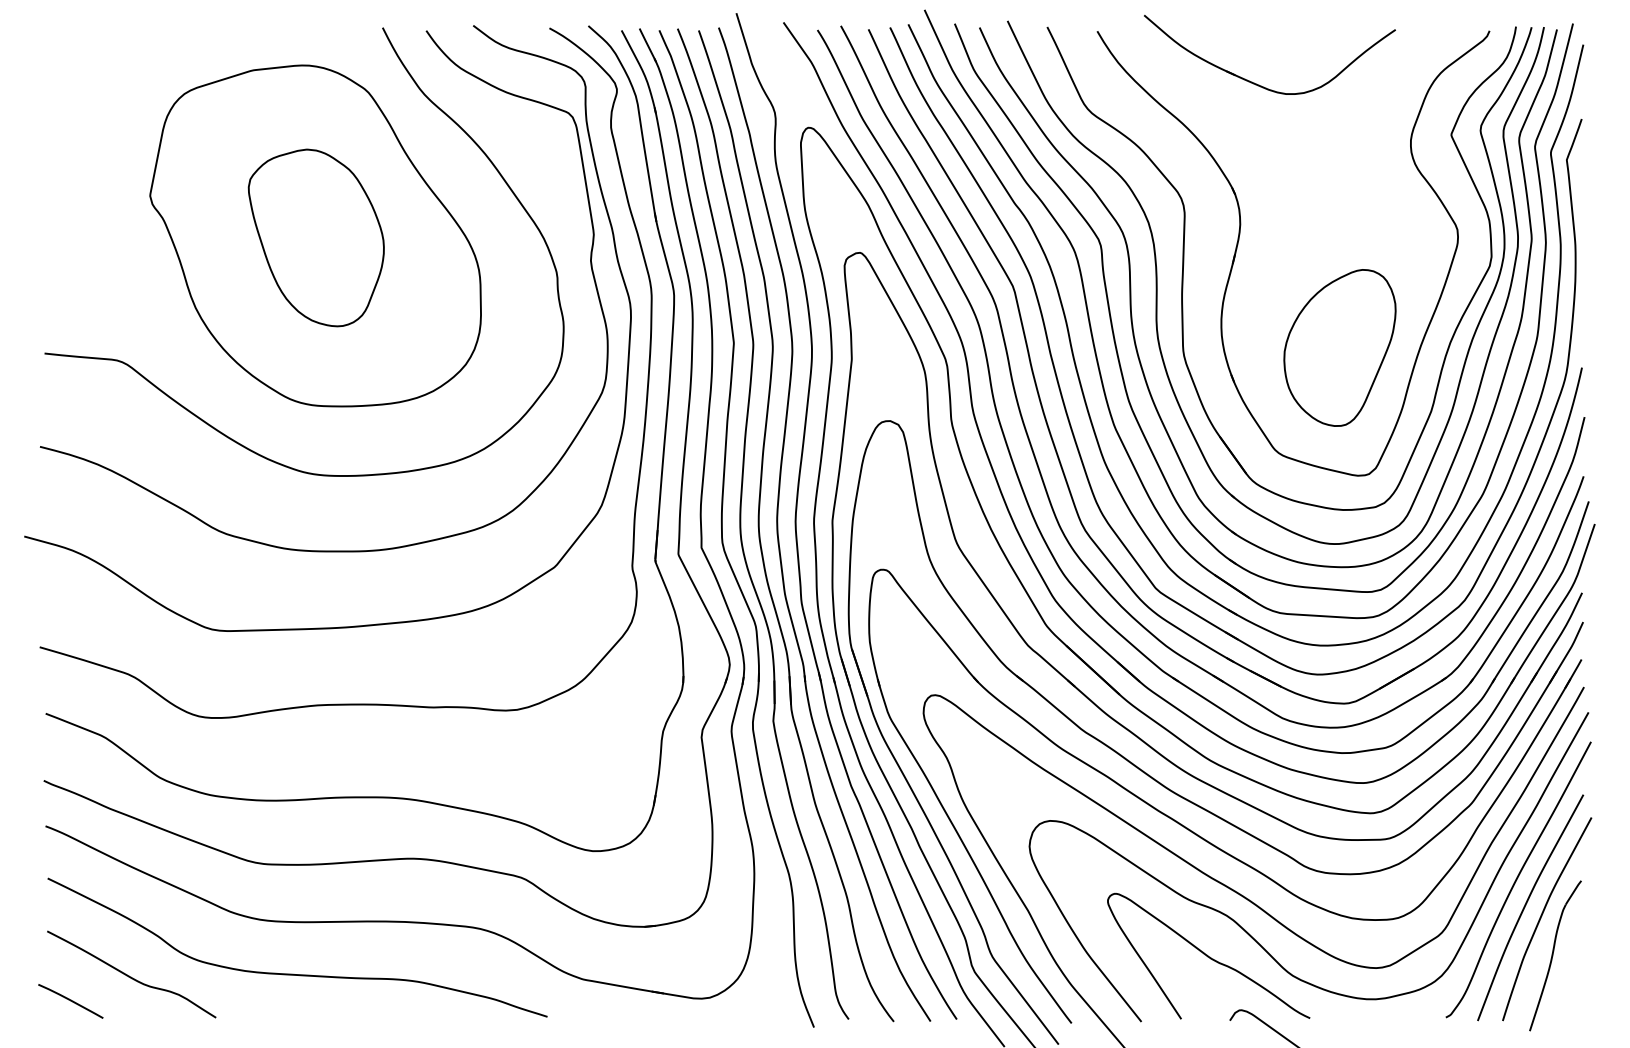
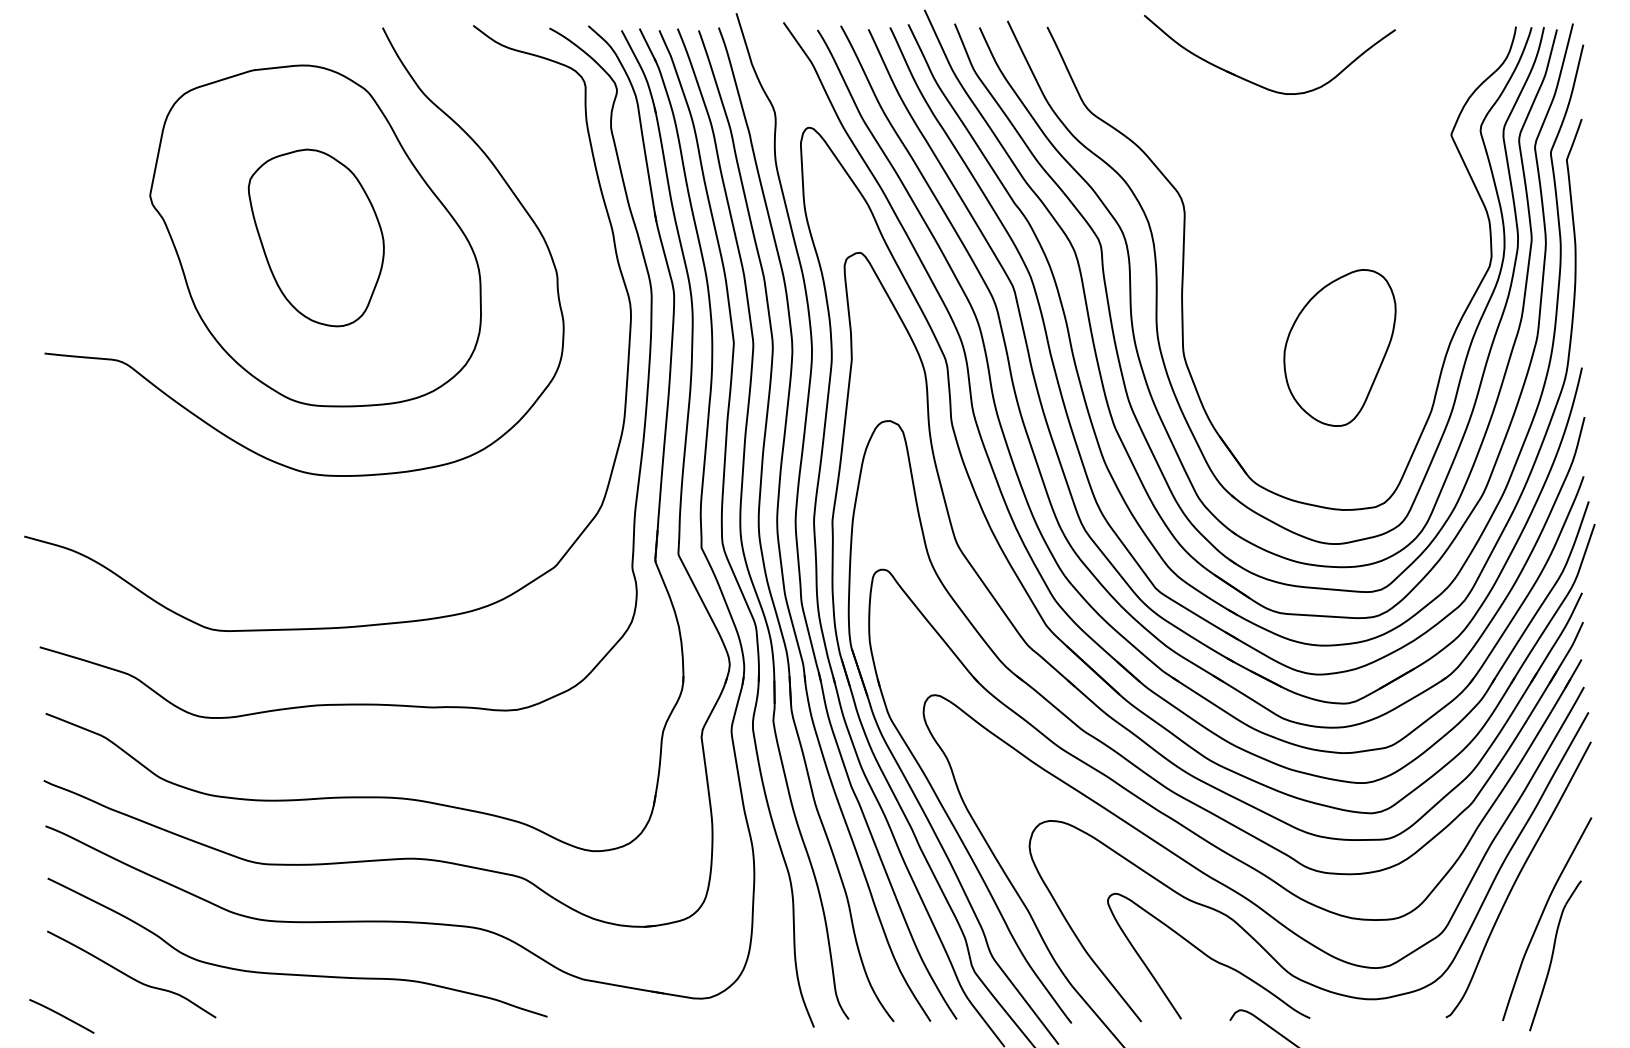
part: present -> none (1239, 240)
curve: present -> none (263, 542)
curve: present -> none (1526, 905)
line position: (70, 1001) -> (61, 1016) (61, 1016)
